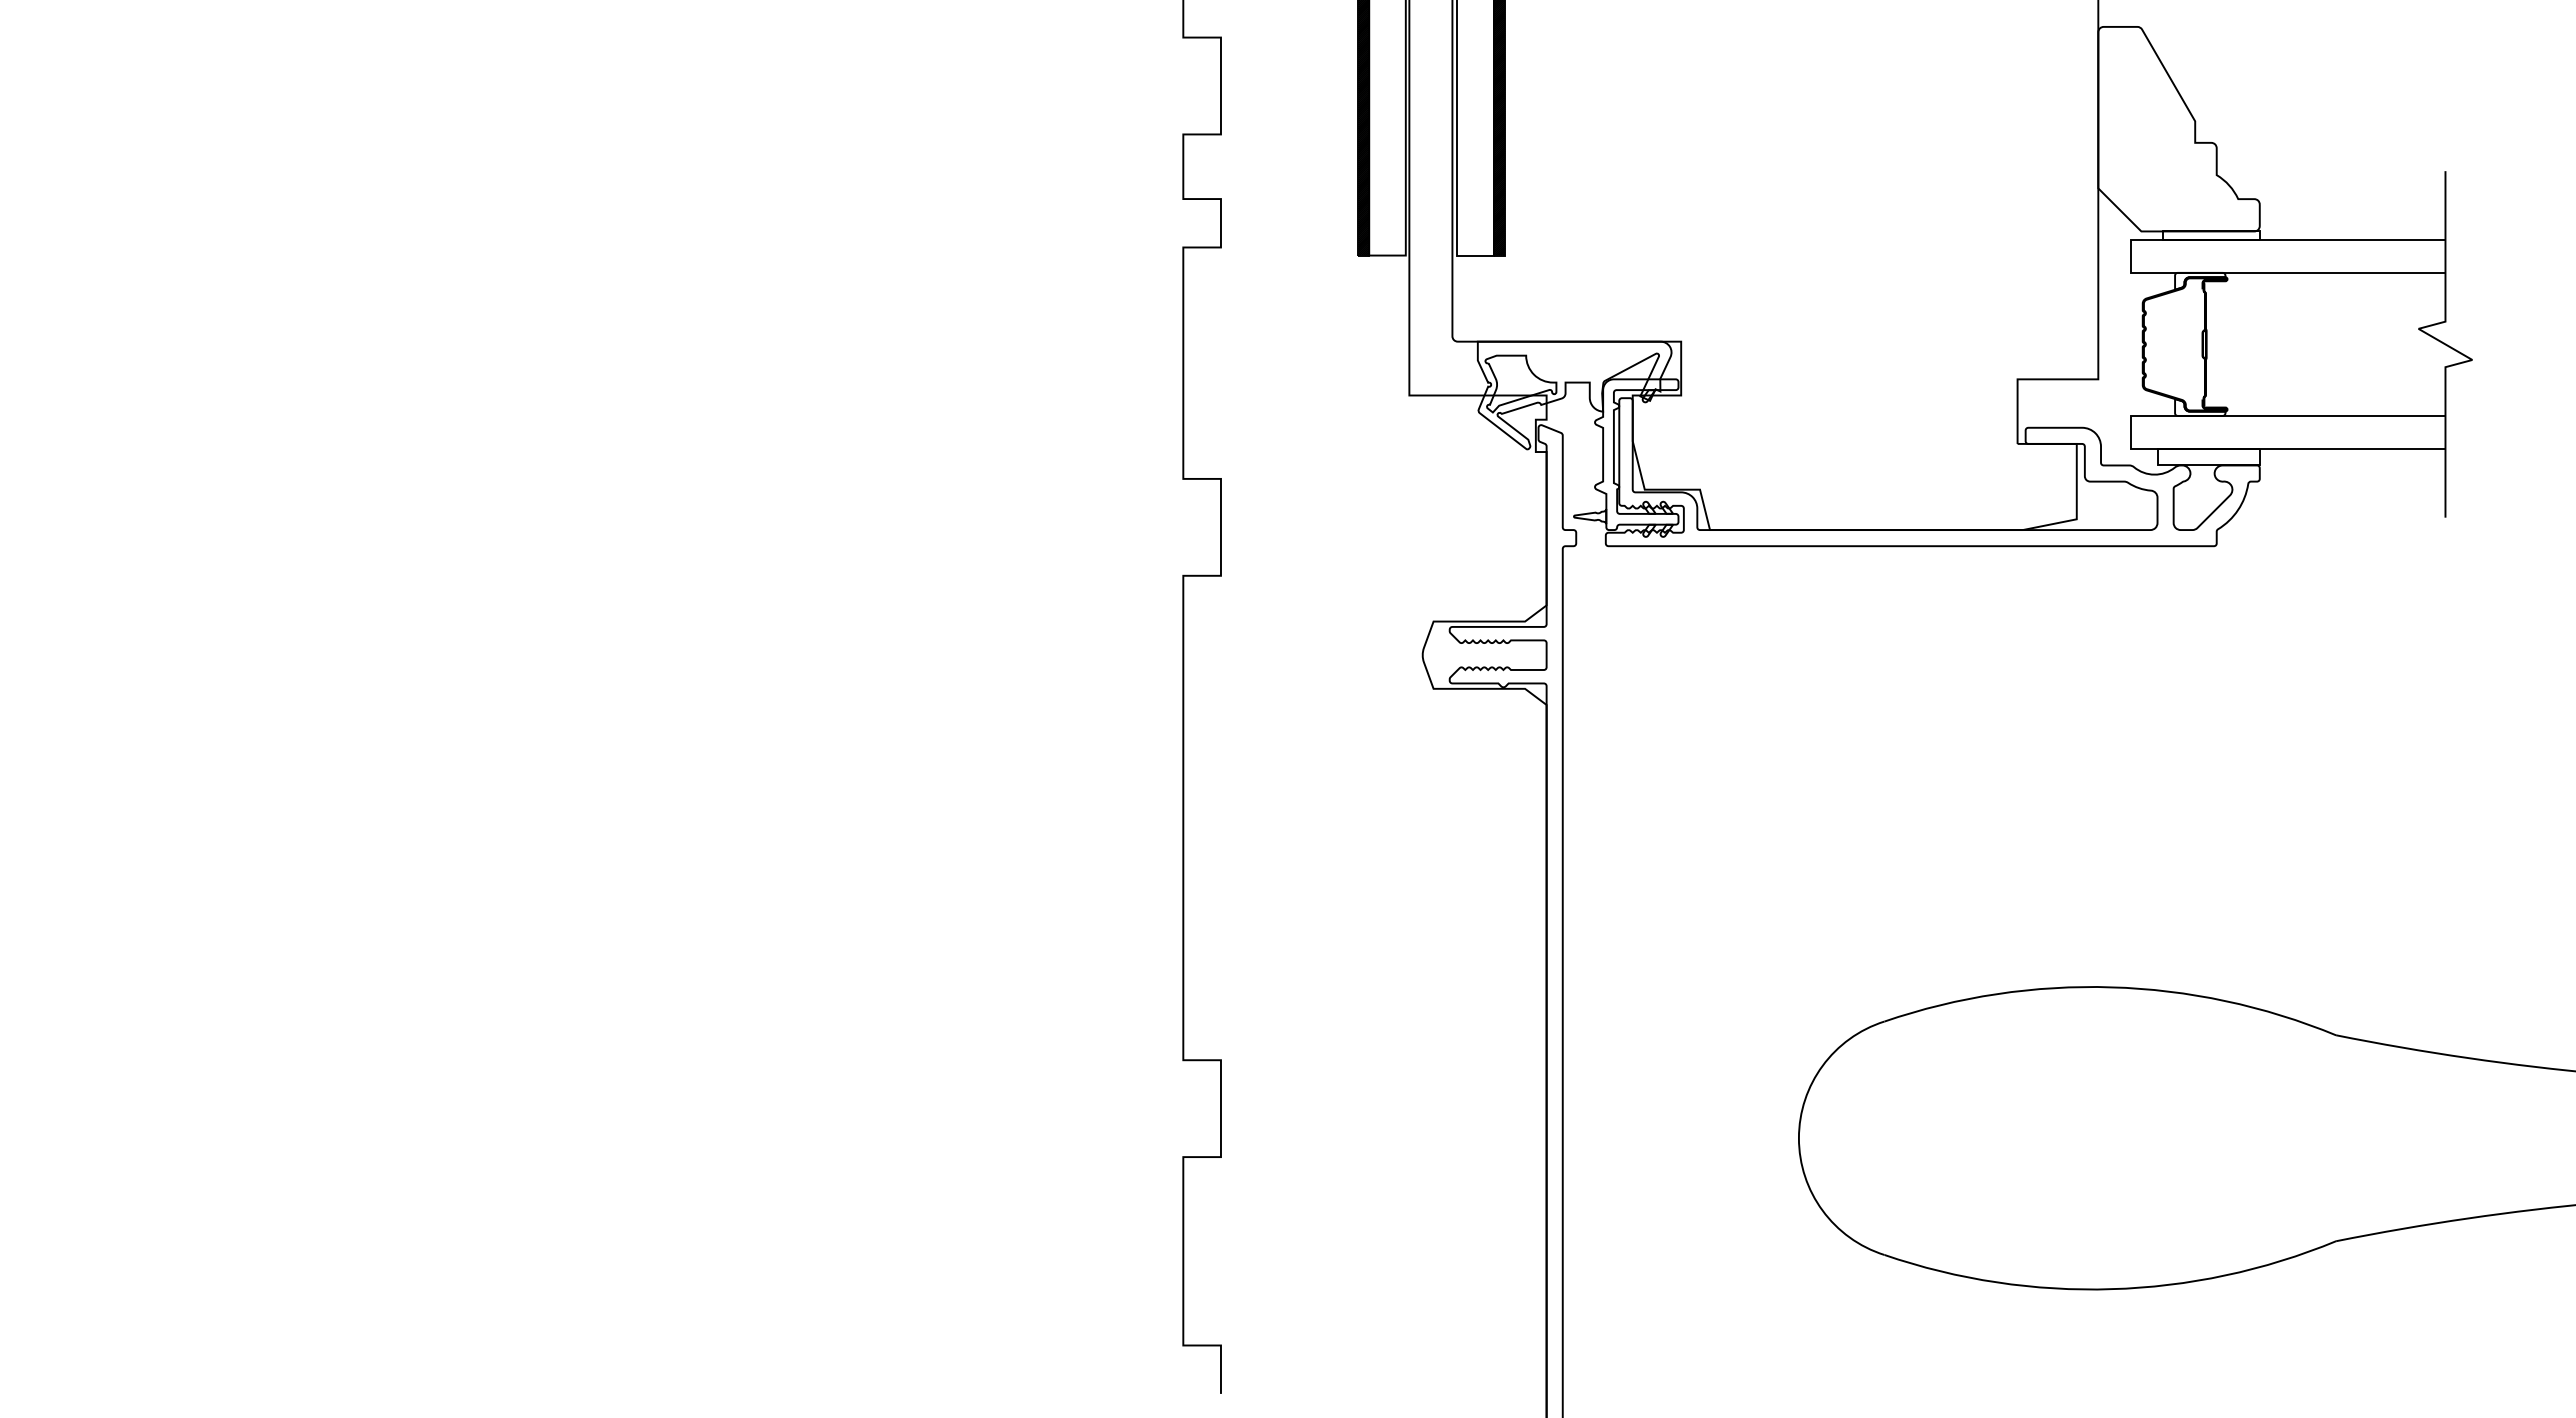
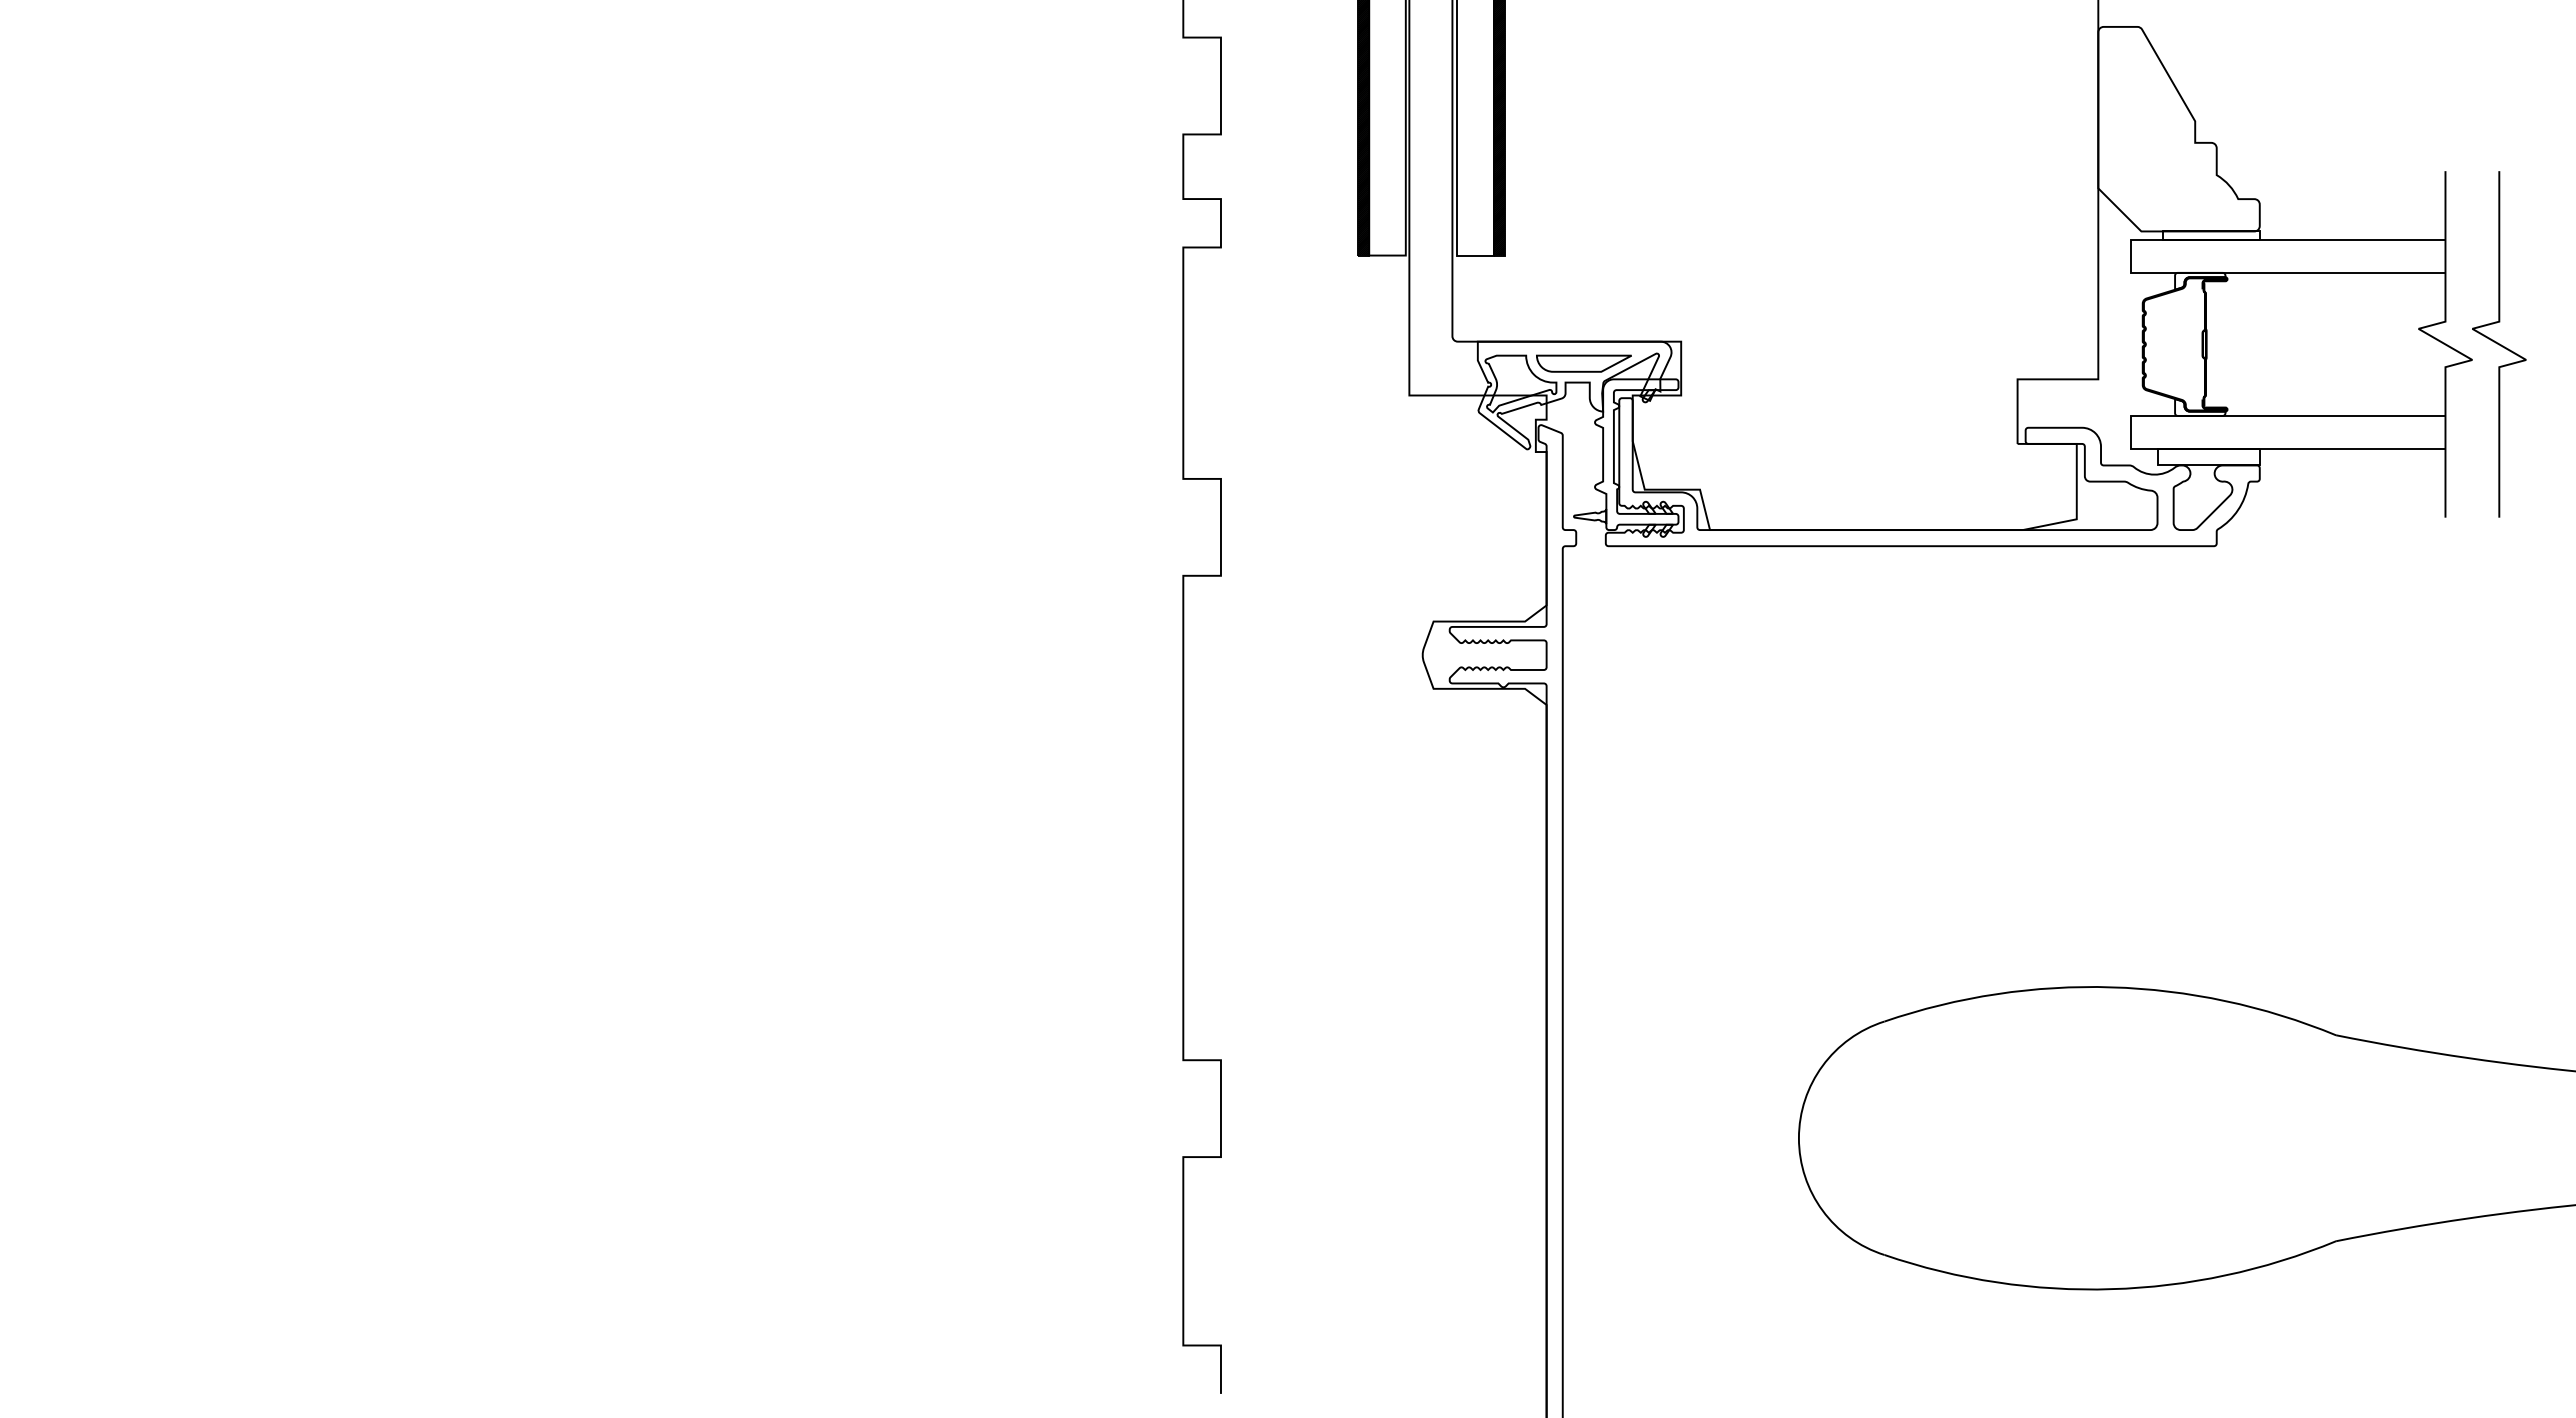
curve: none -> present (2499, 344)
part: none -> present (1583, 363)
